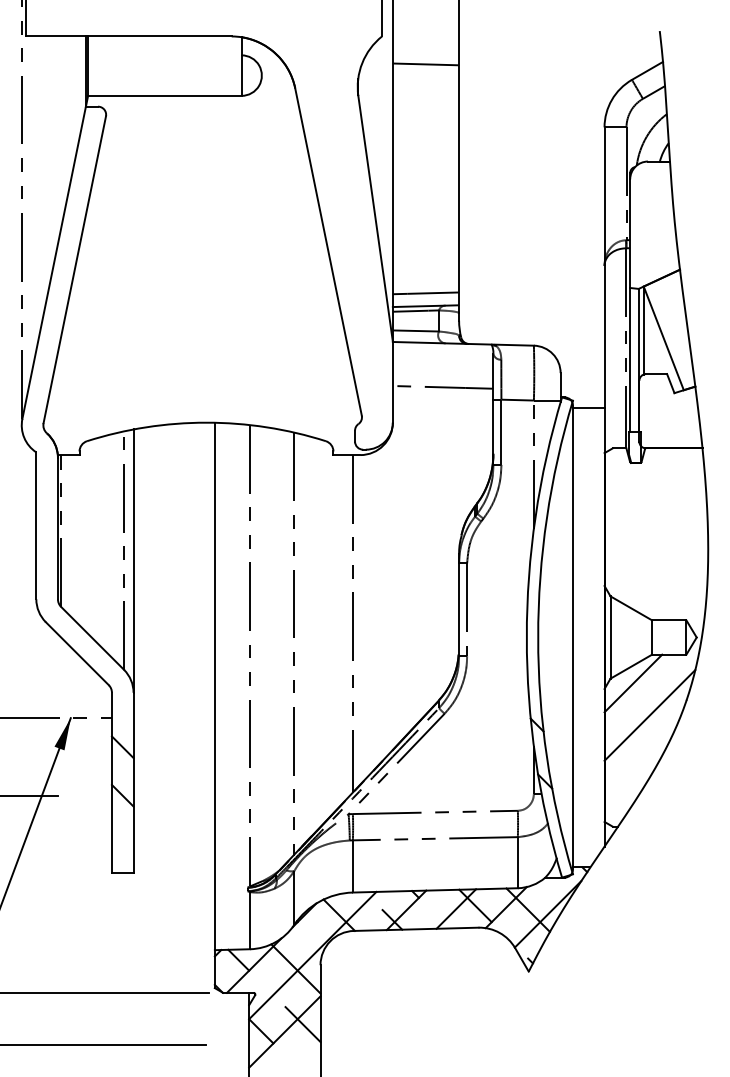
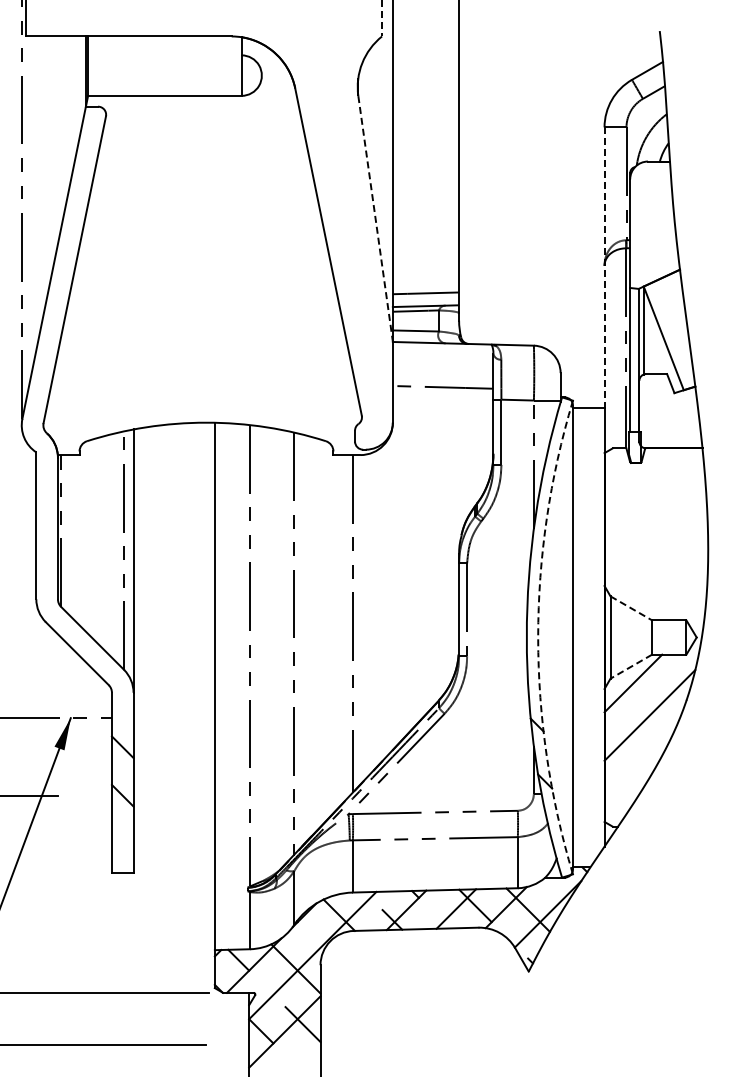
line: solid -> dashed (382, 18)
line: present -> none (425, 64)
line: solid -> dashed (375, 218)
line: solid -> dashed (604, 268)
line: solid -> dashed (631, 608)
arc: solid -> dashed (538, 637)
line: solid -> dashed (630, 666)
